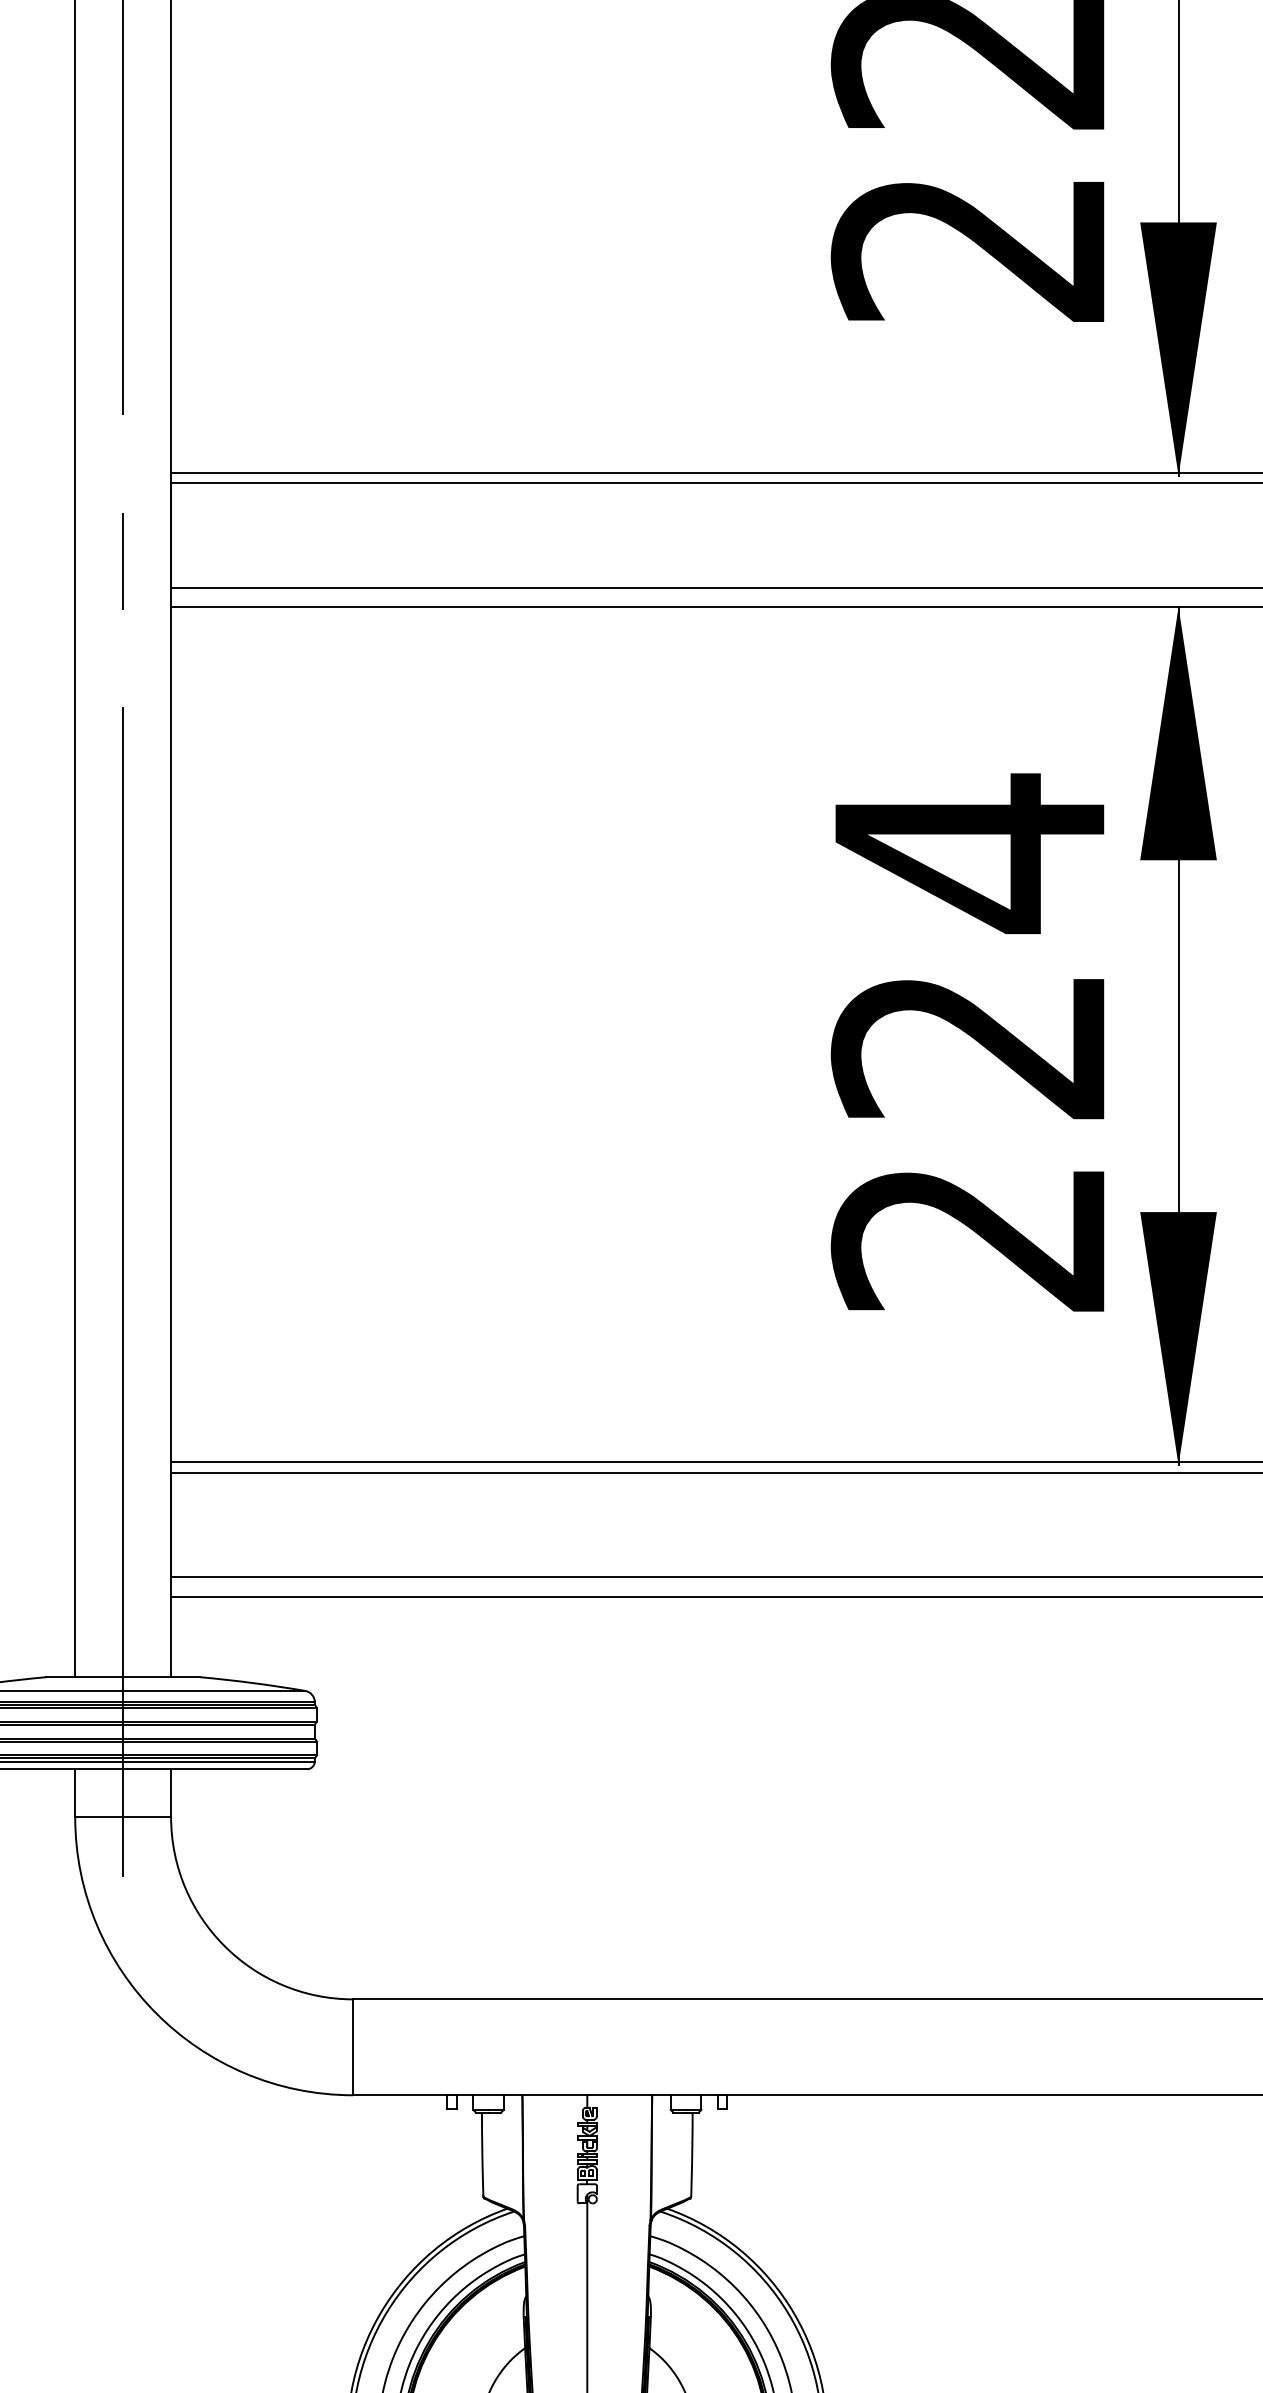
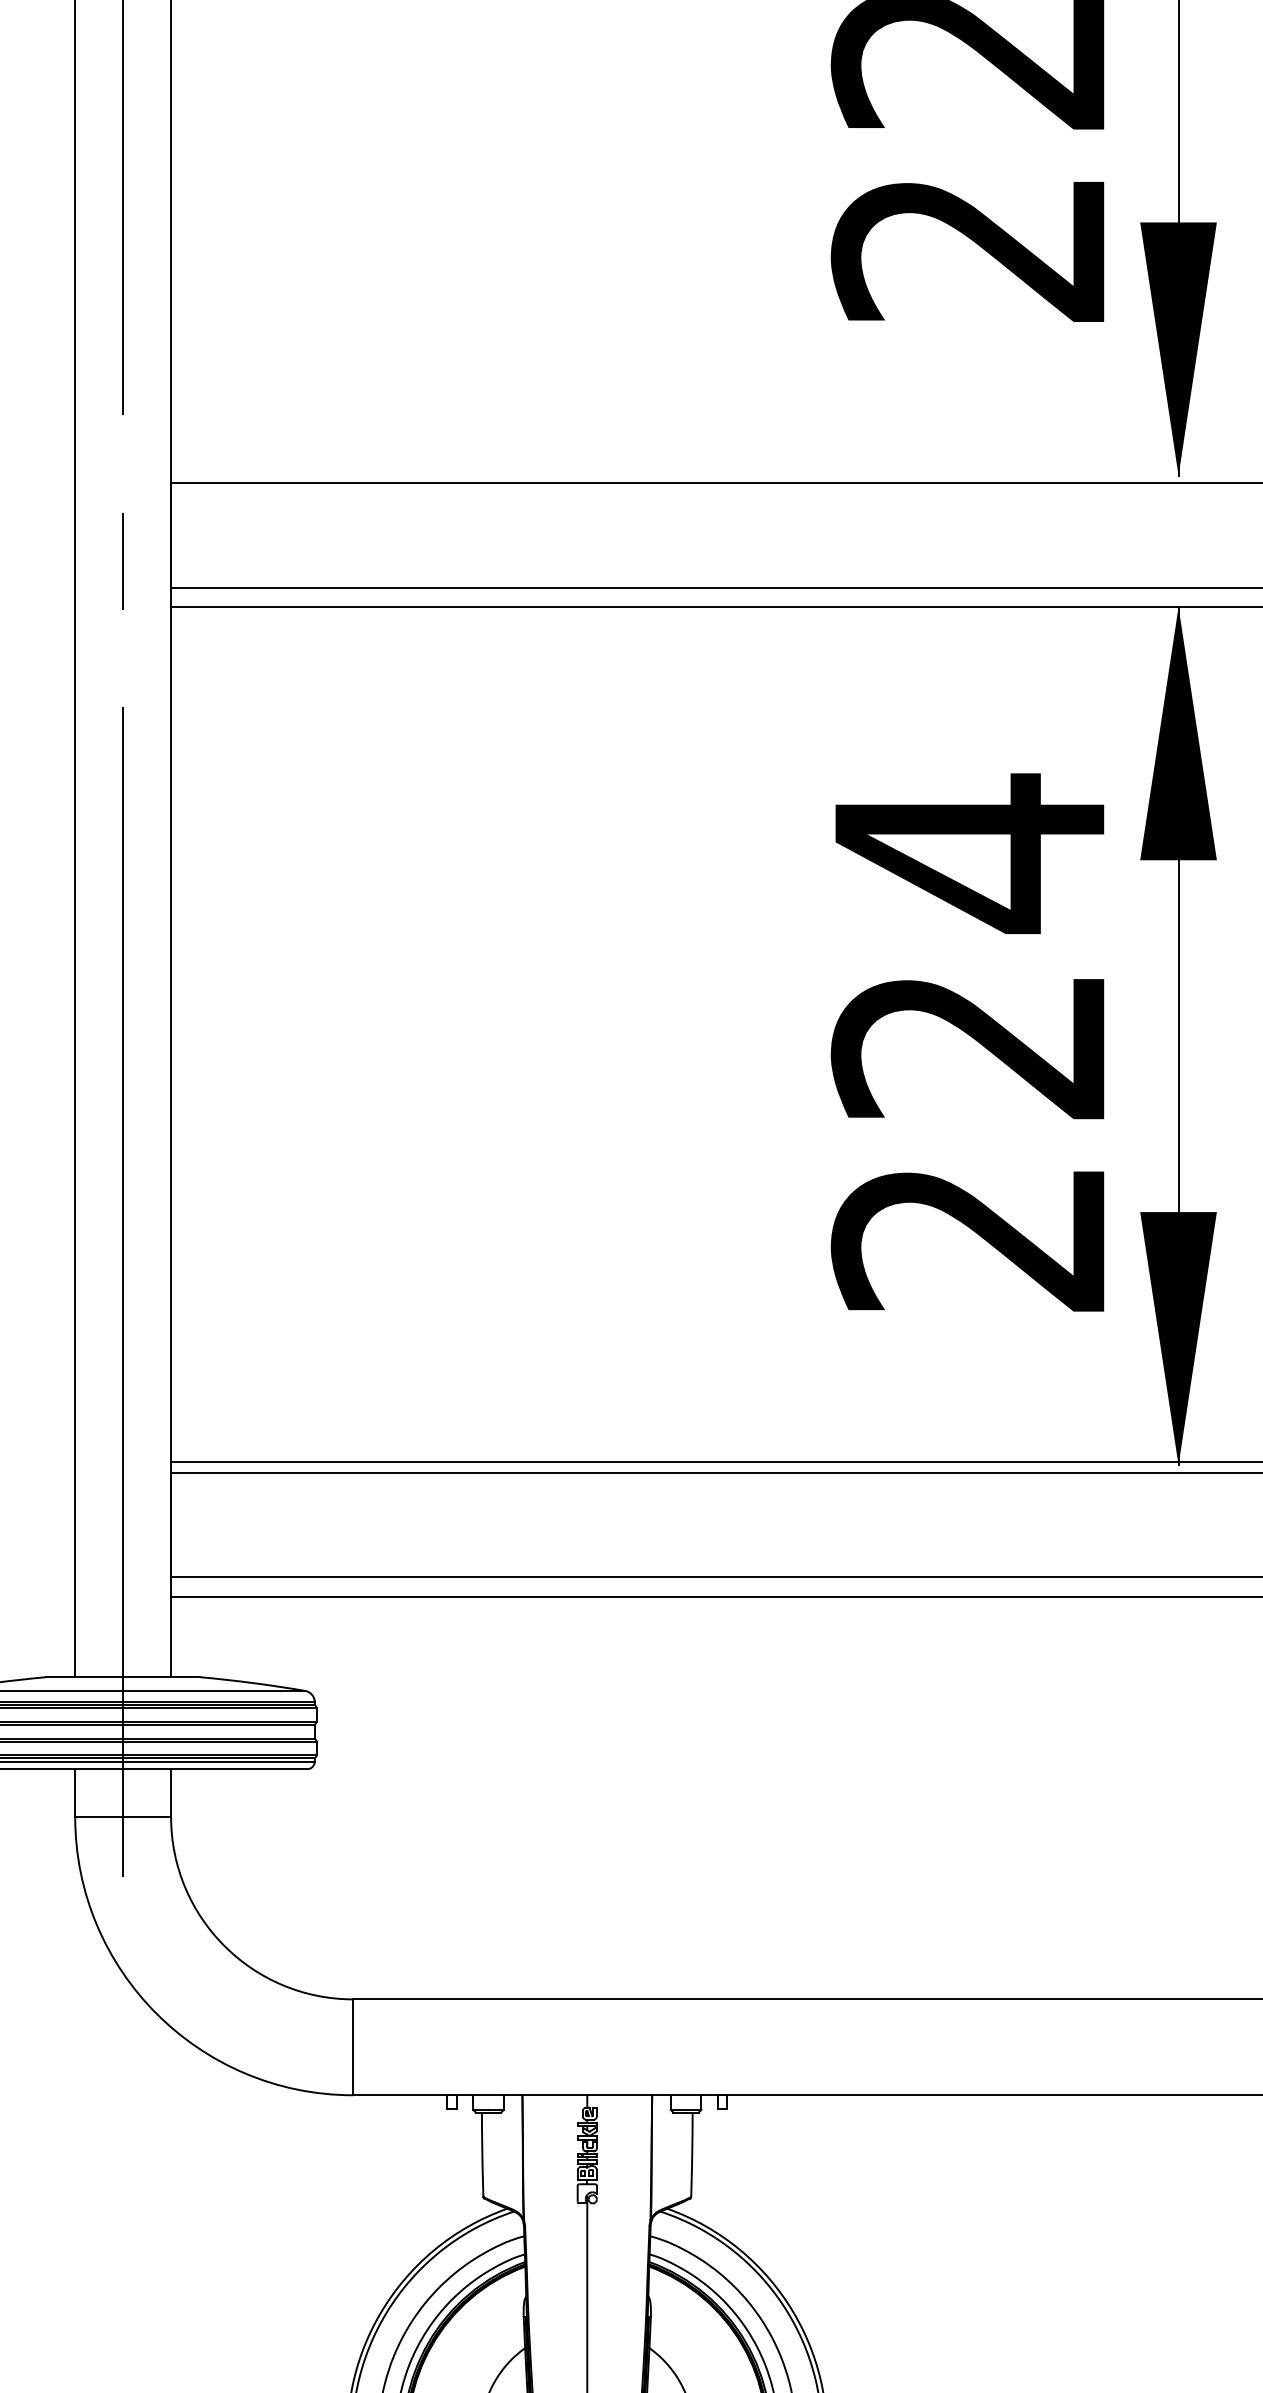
line: present -> none (715, 472)
